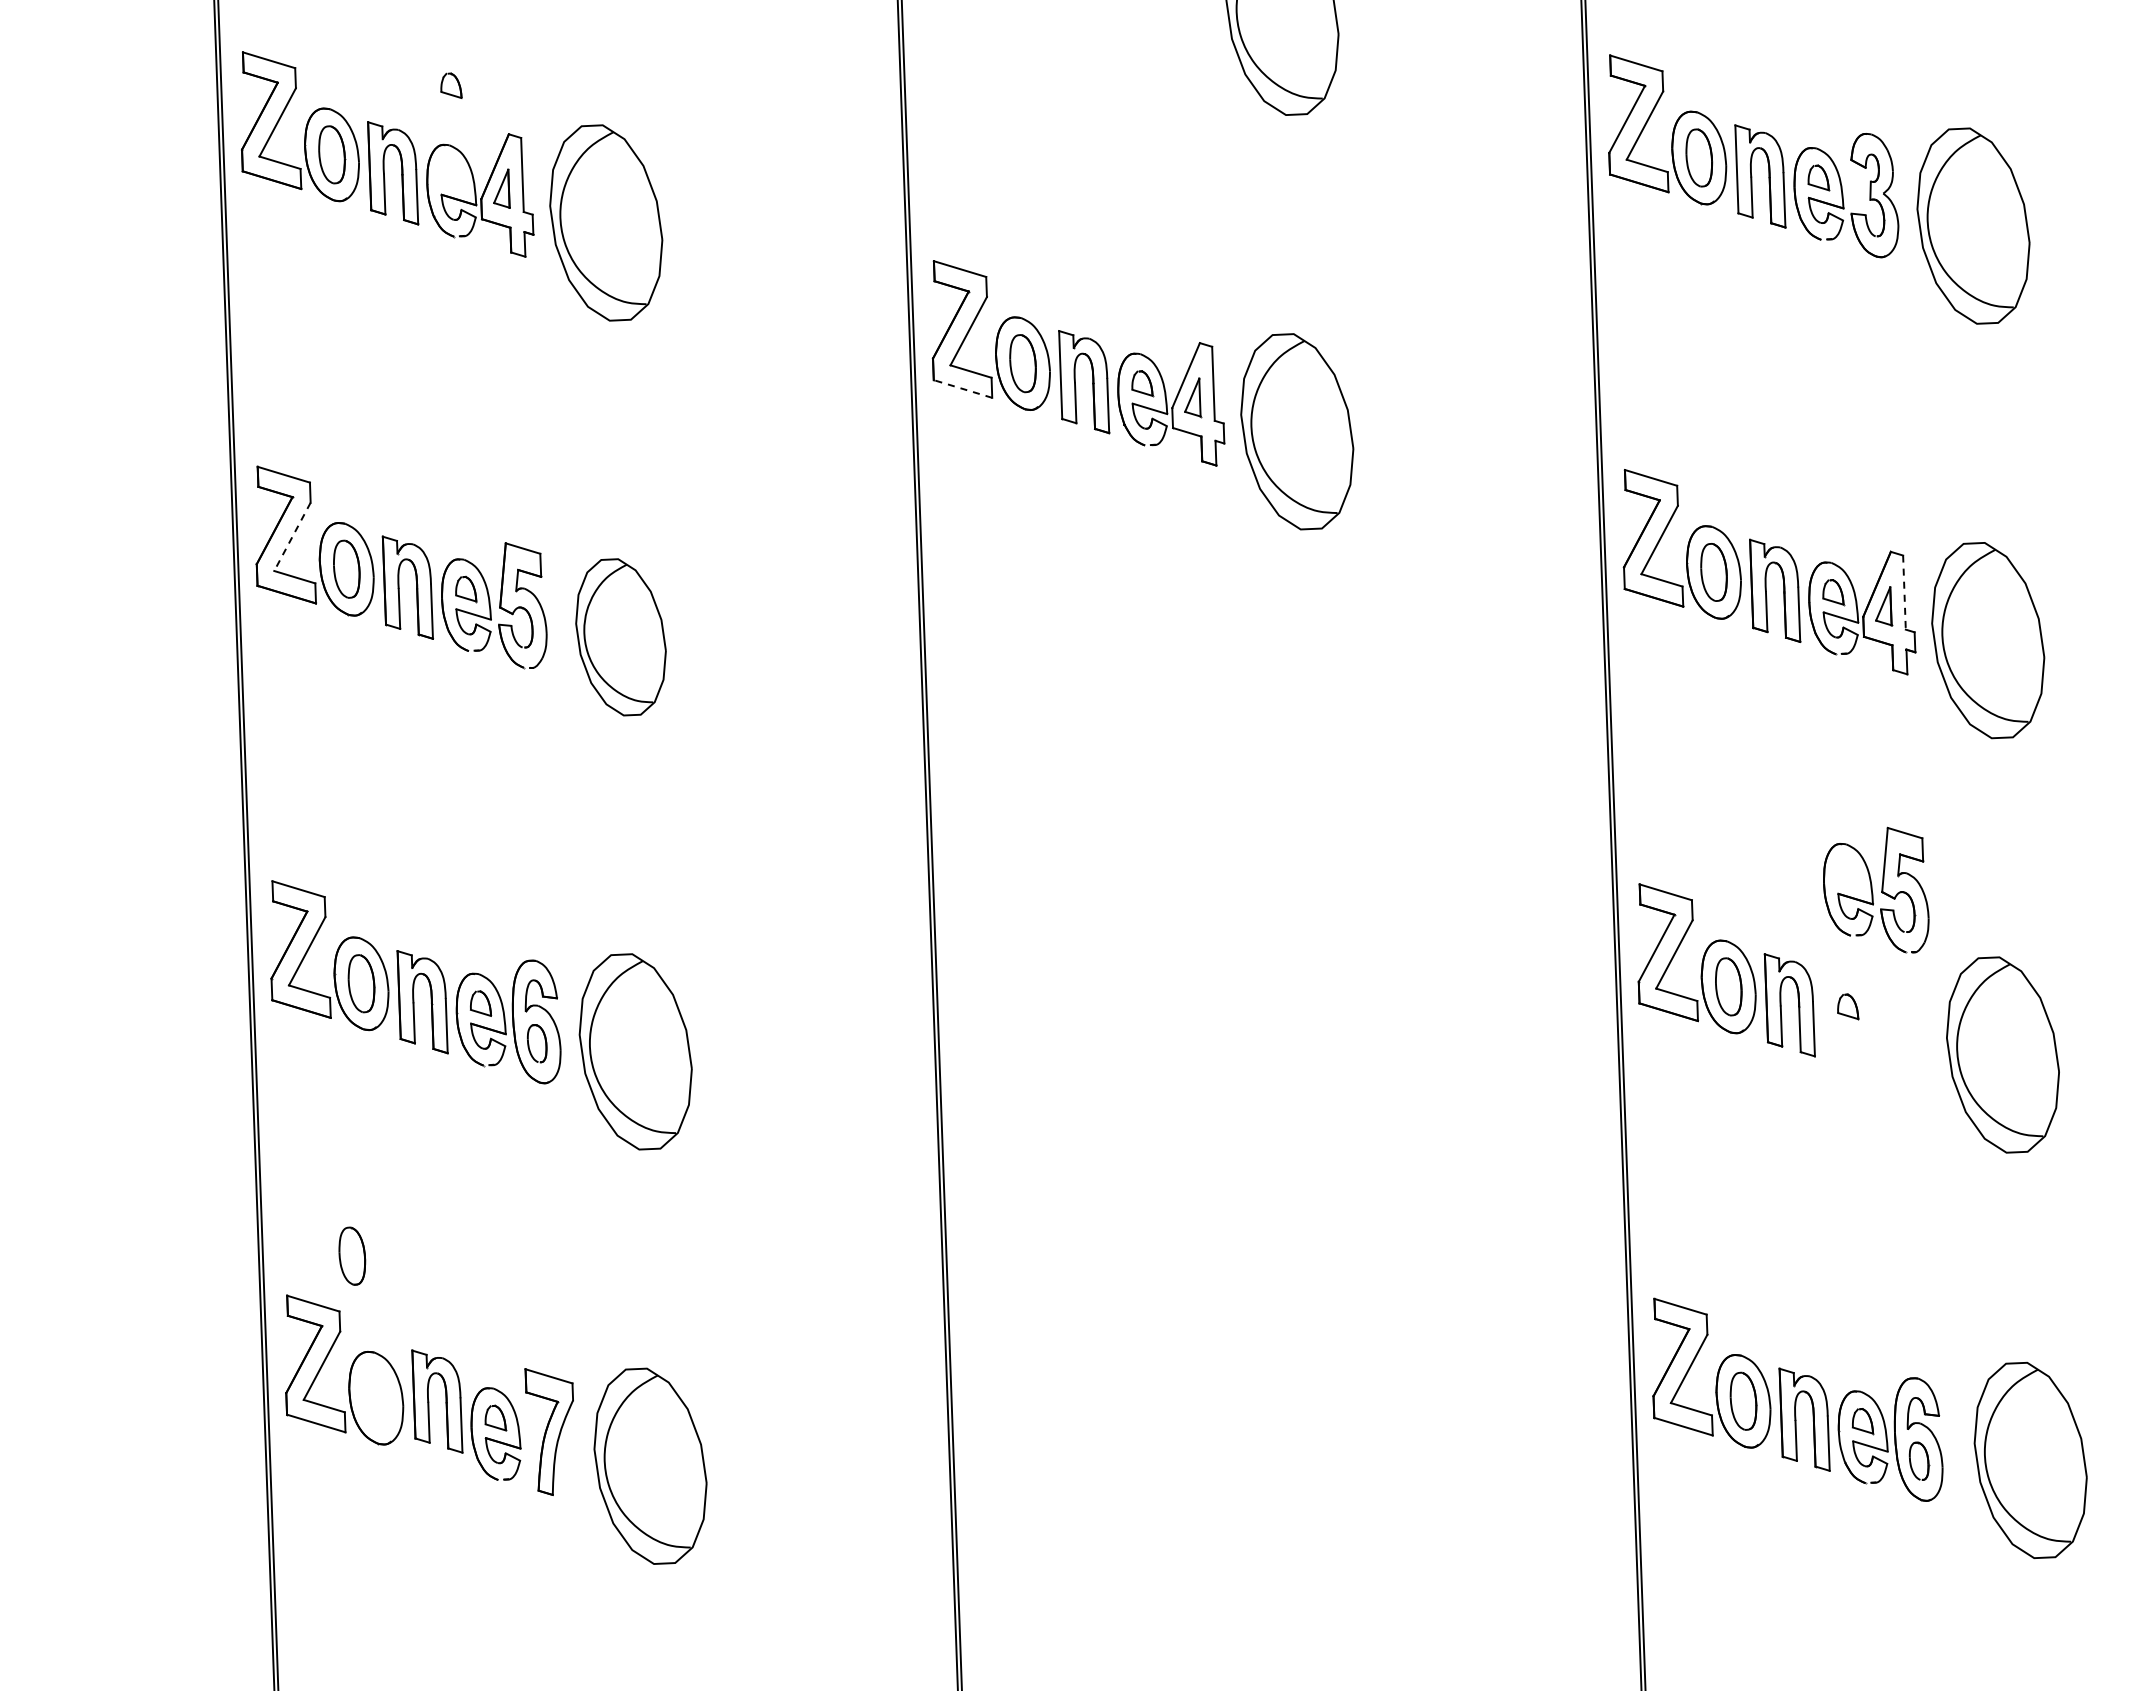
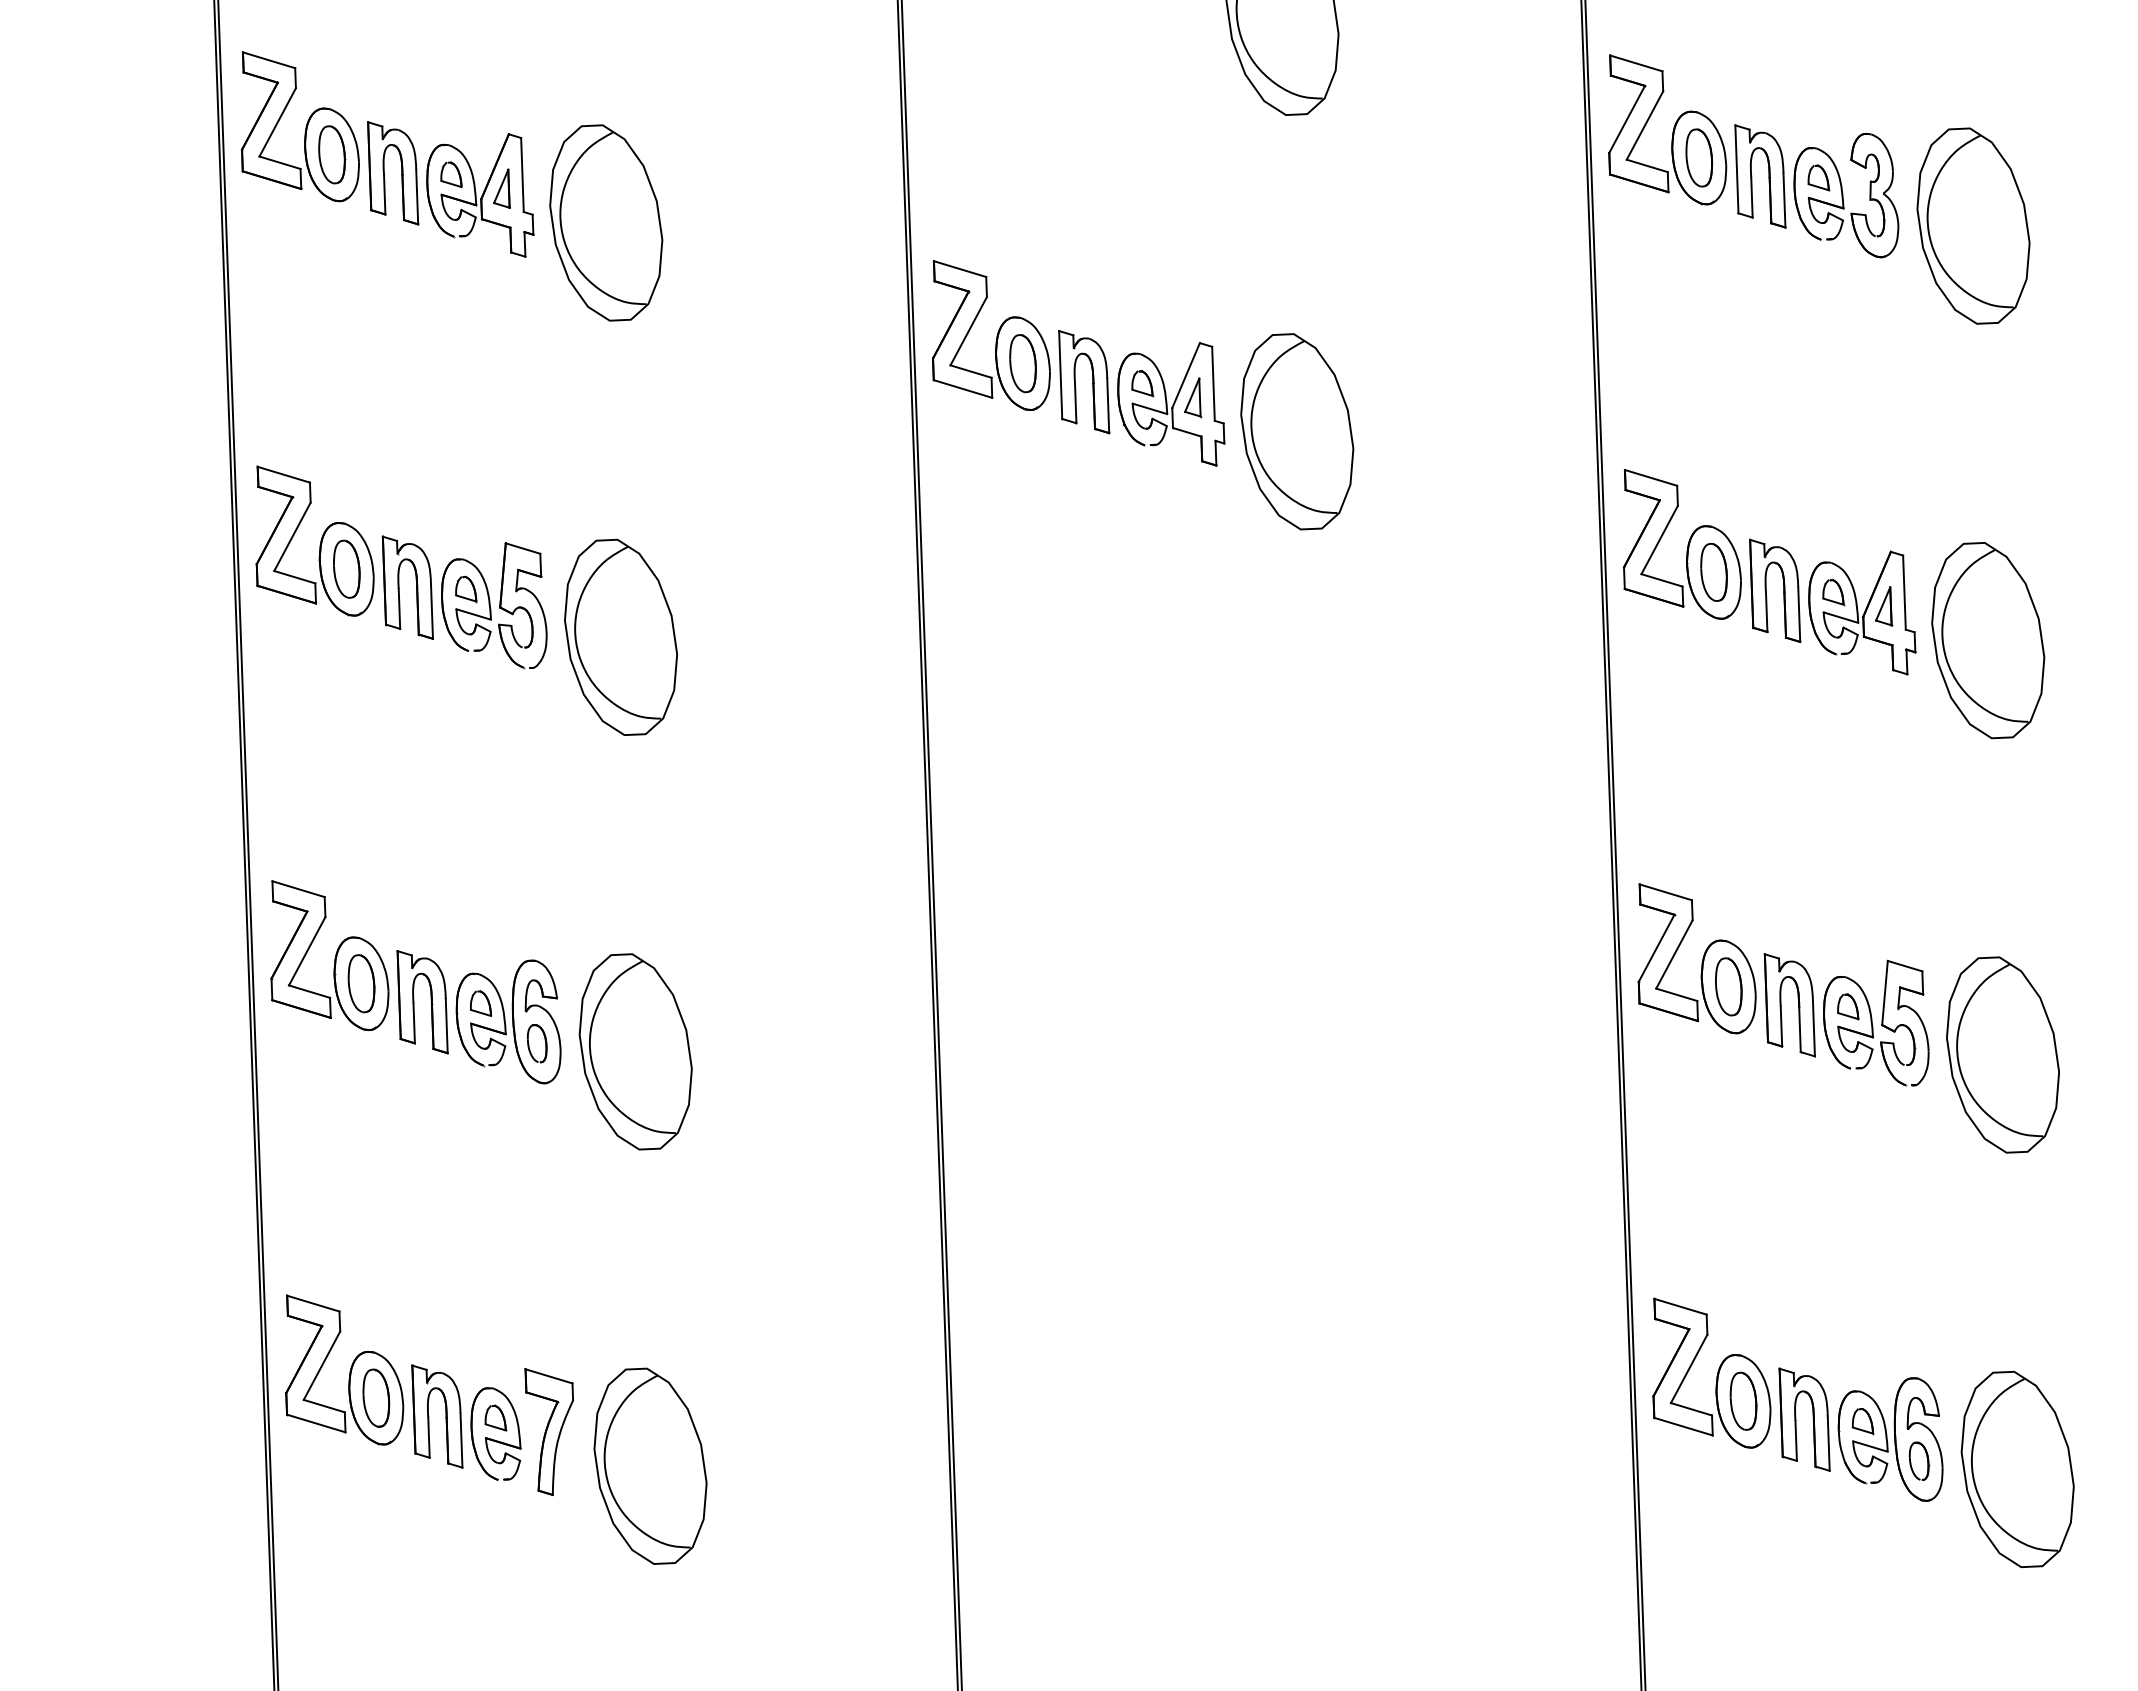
part position: (451, 85) -> (451, 174) (451, 174)
line: dashed -> solid (963, 388)
line: dashed -> solid (292, 536)
line: dashed -> solid (1904, 593)
part size: 92x159 px -> 114x198 px (620, 636)
part position: (1876, 889) -> (1876, 1022) (1876, 1022)
part position: (352, 1255) -> (376, 1397) (376, 1397)
part position: (429, 1401) -> (429, 1416) (429, 1416)
part position: (2030, 1460) -> (2017, 1469) (2017, 1469)
